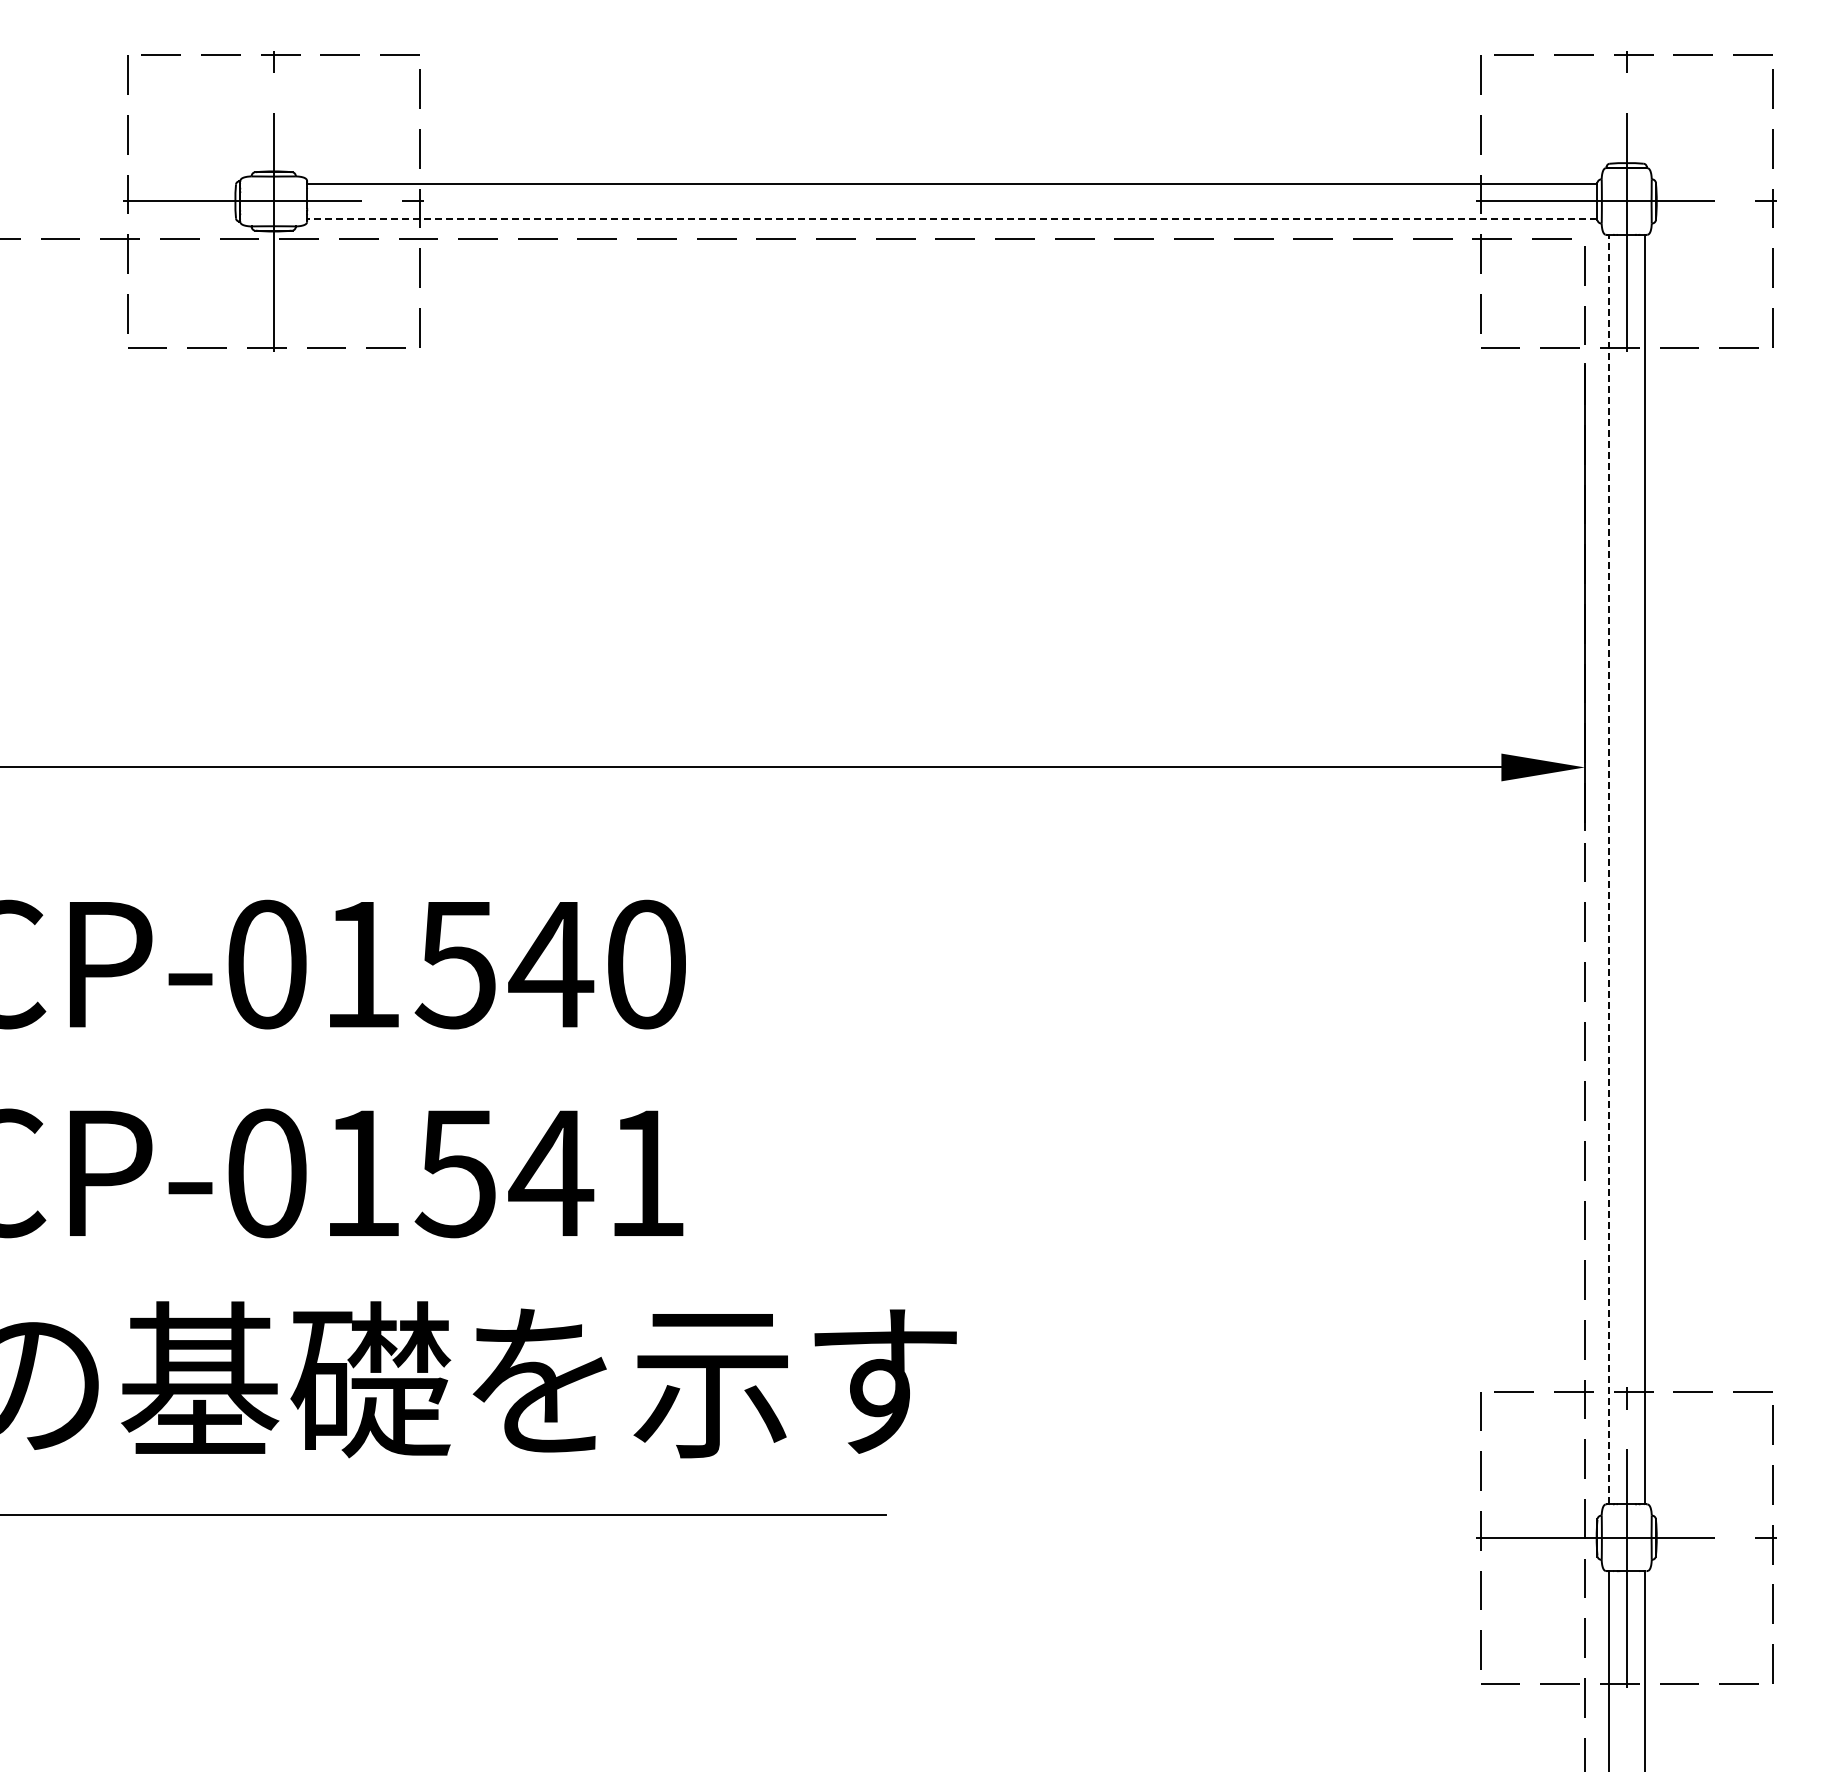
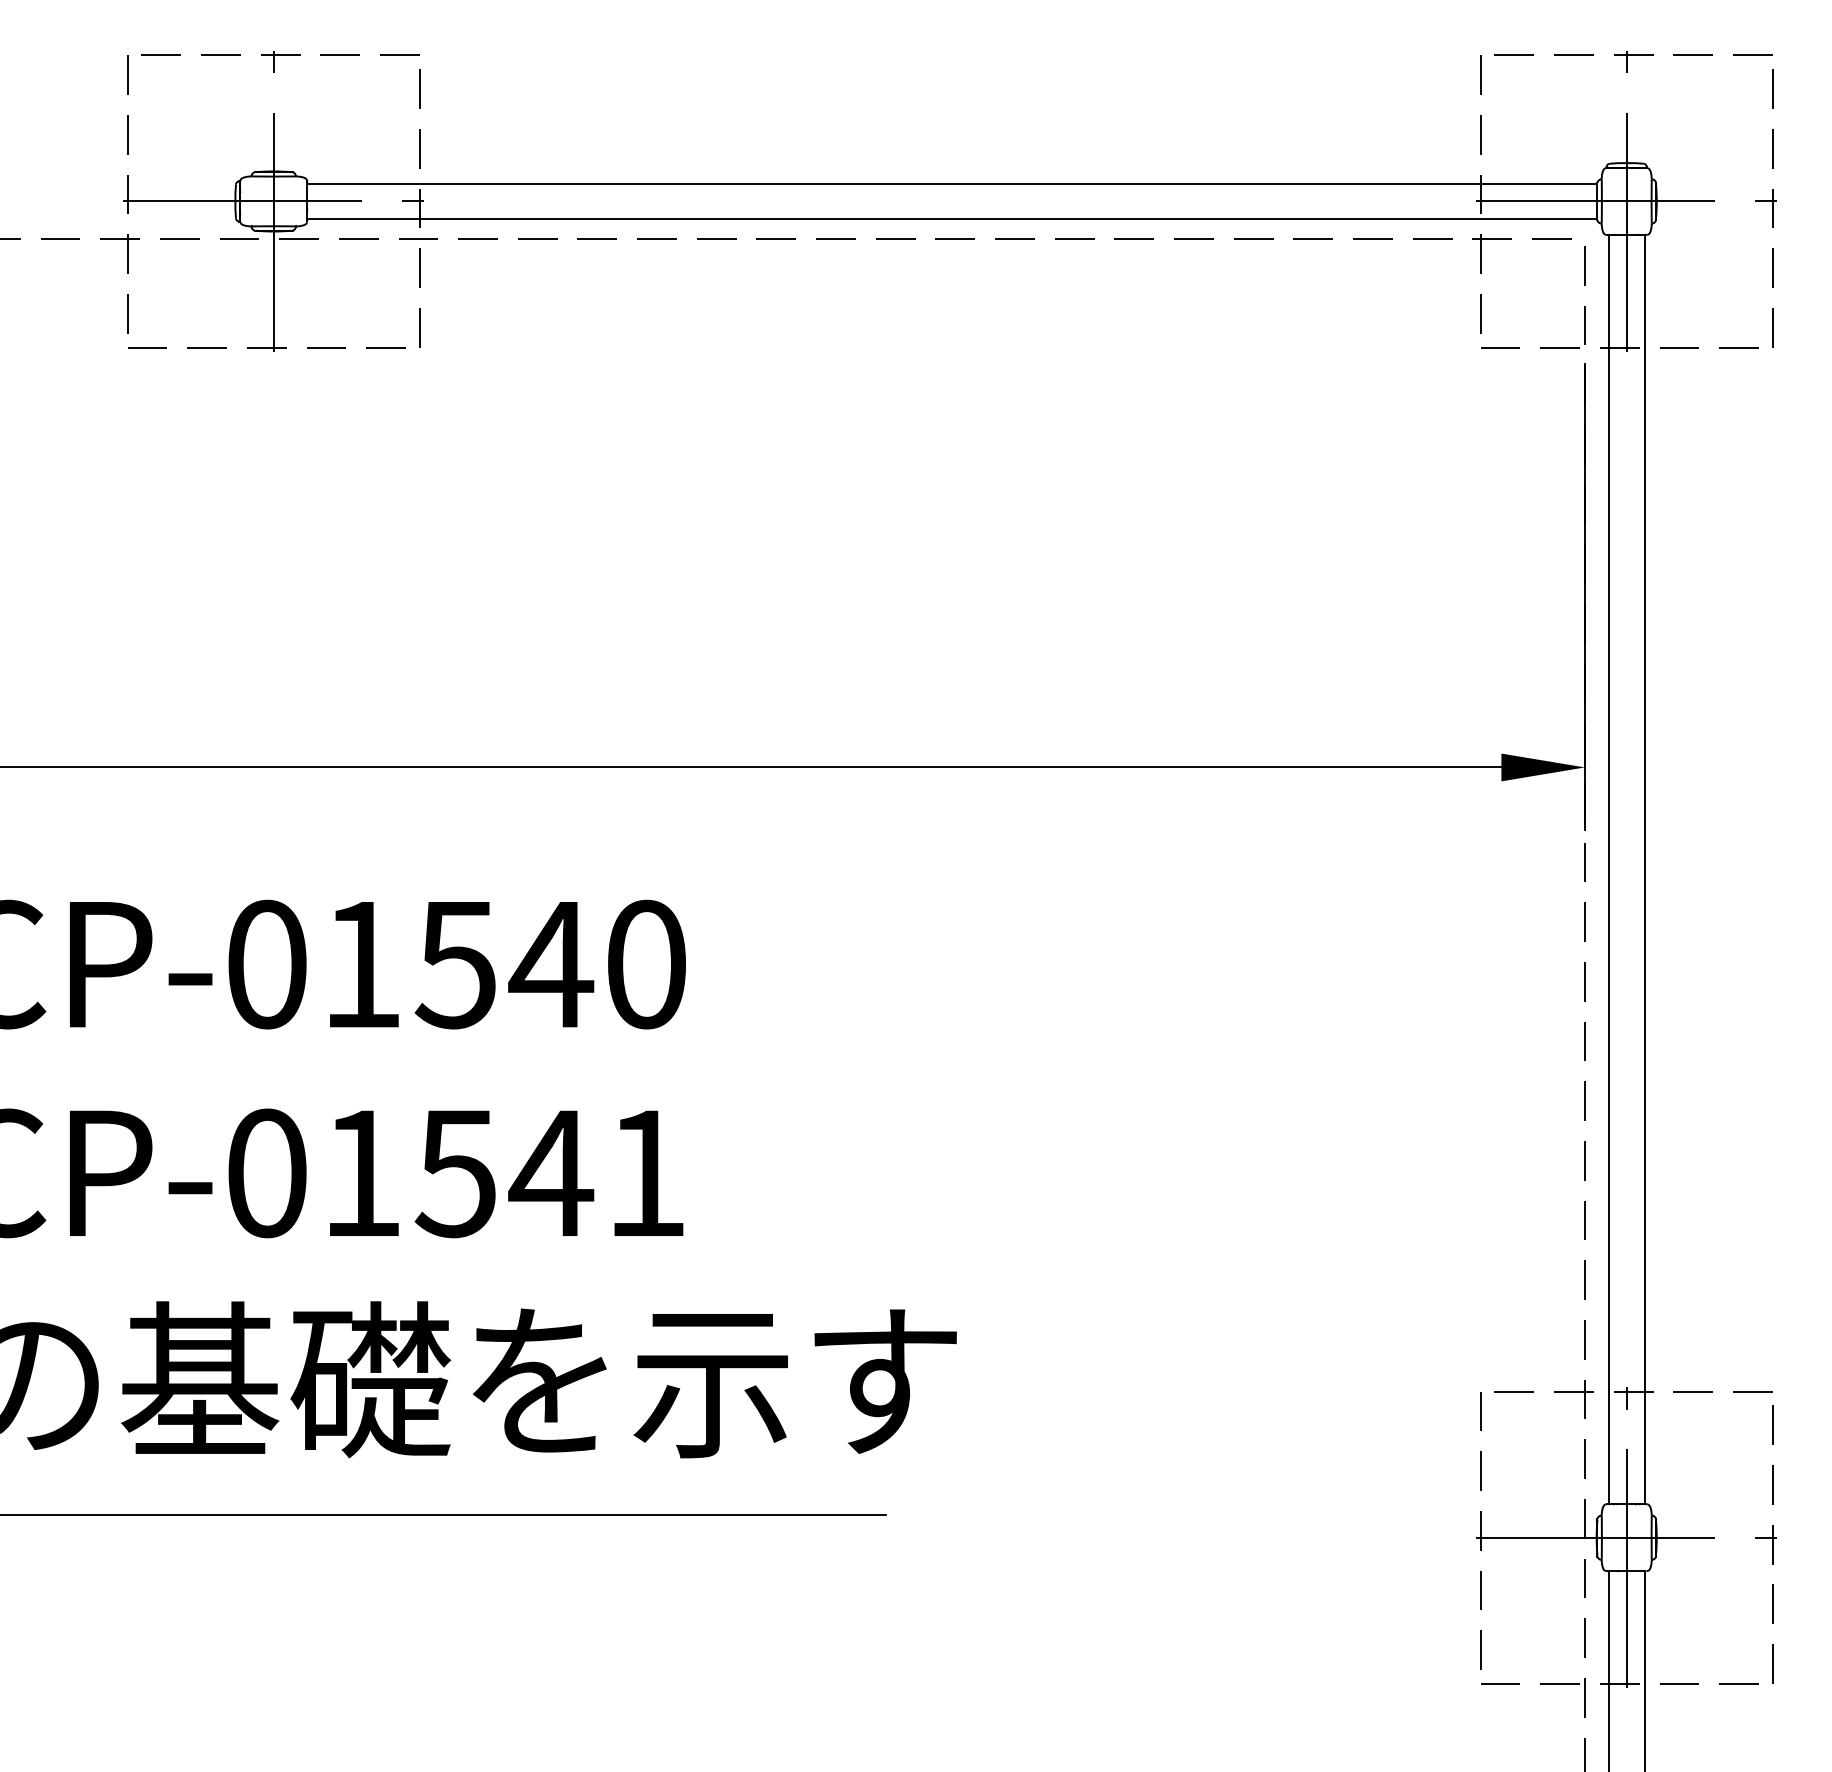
line: dashed -> solid (951, 219)
line: dashed -> solid (1608, 869)
